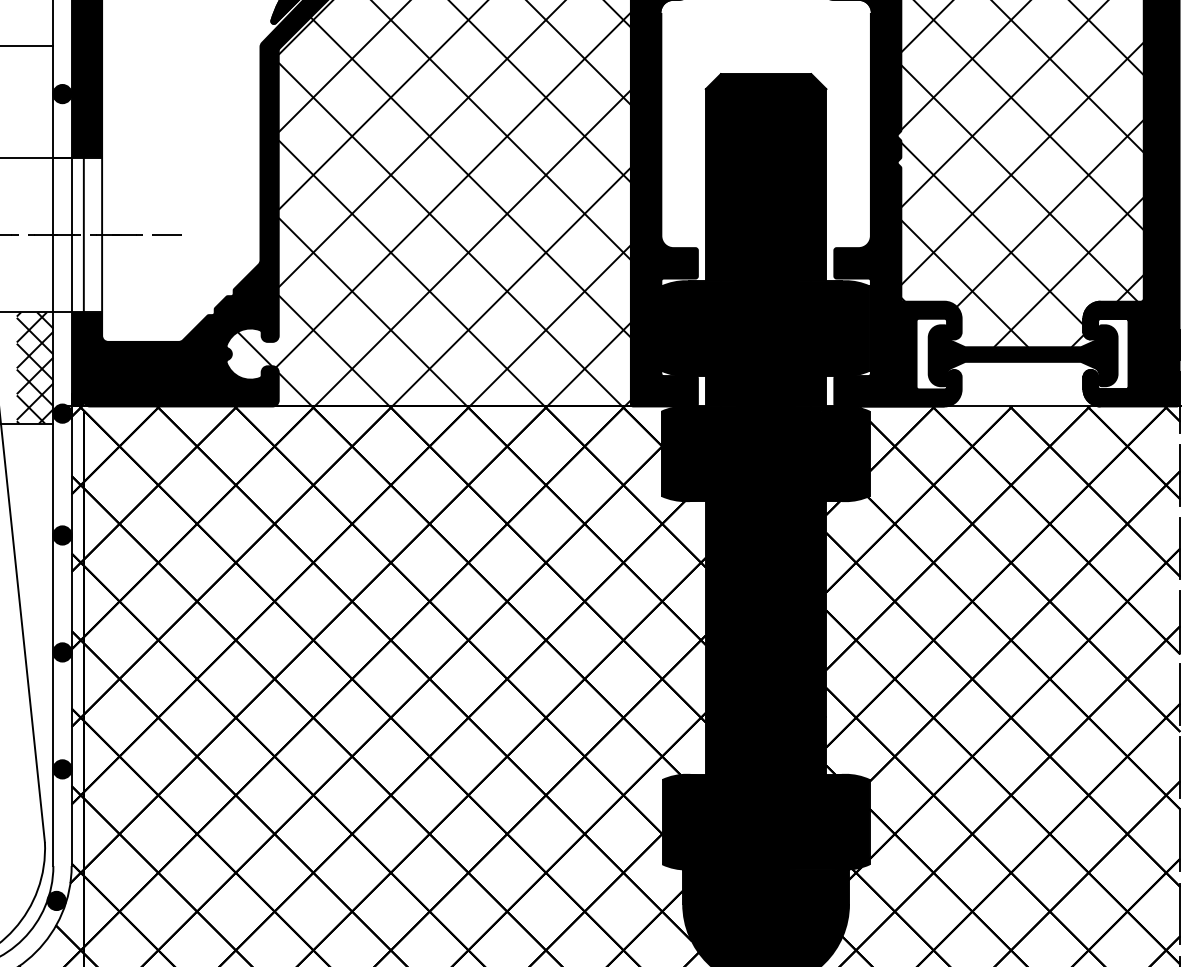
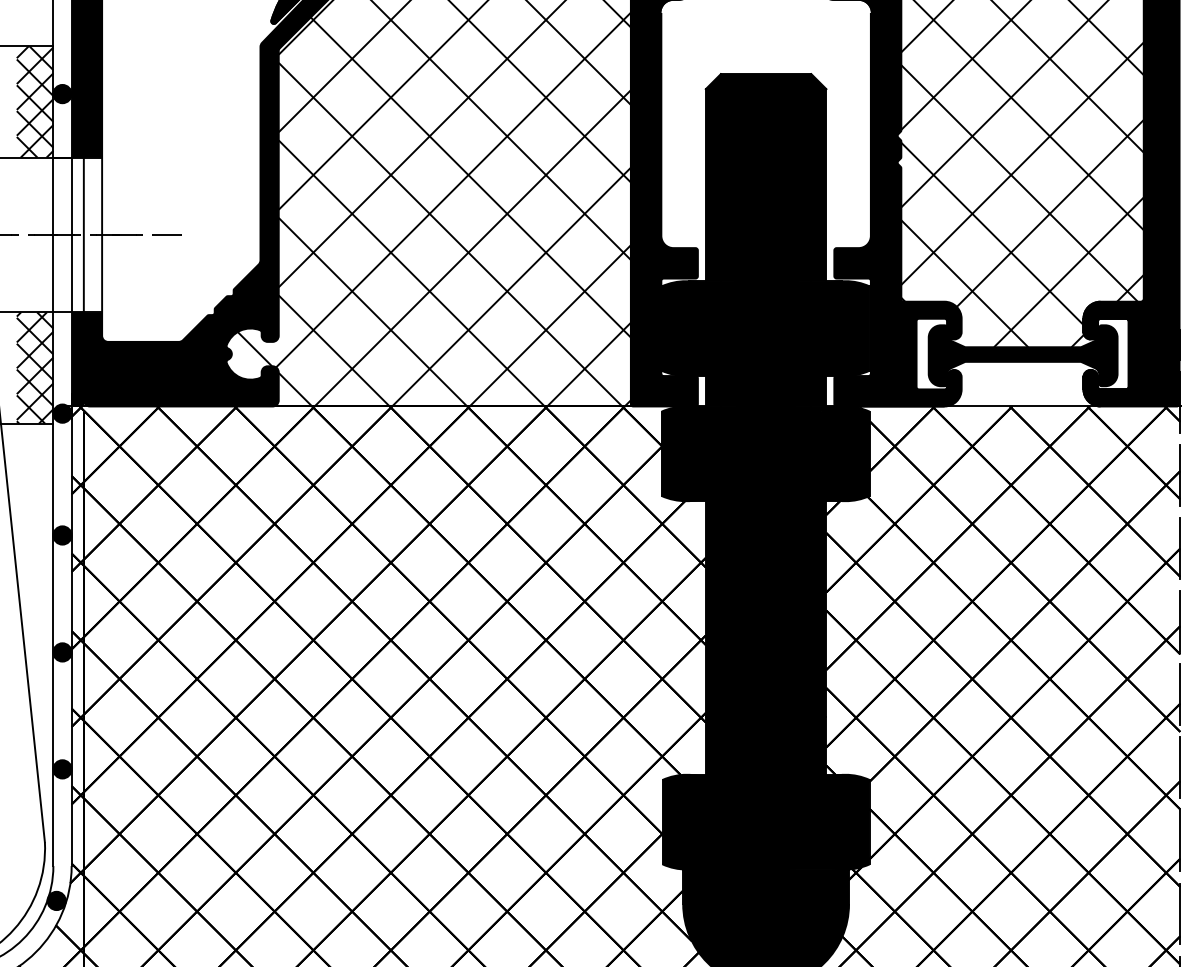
hatch: none -> present (34, 101)
